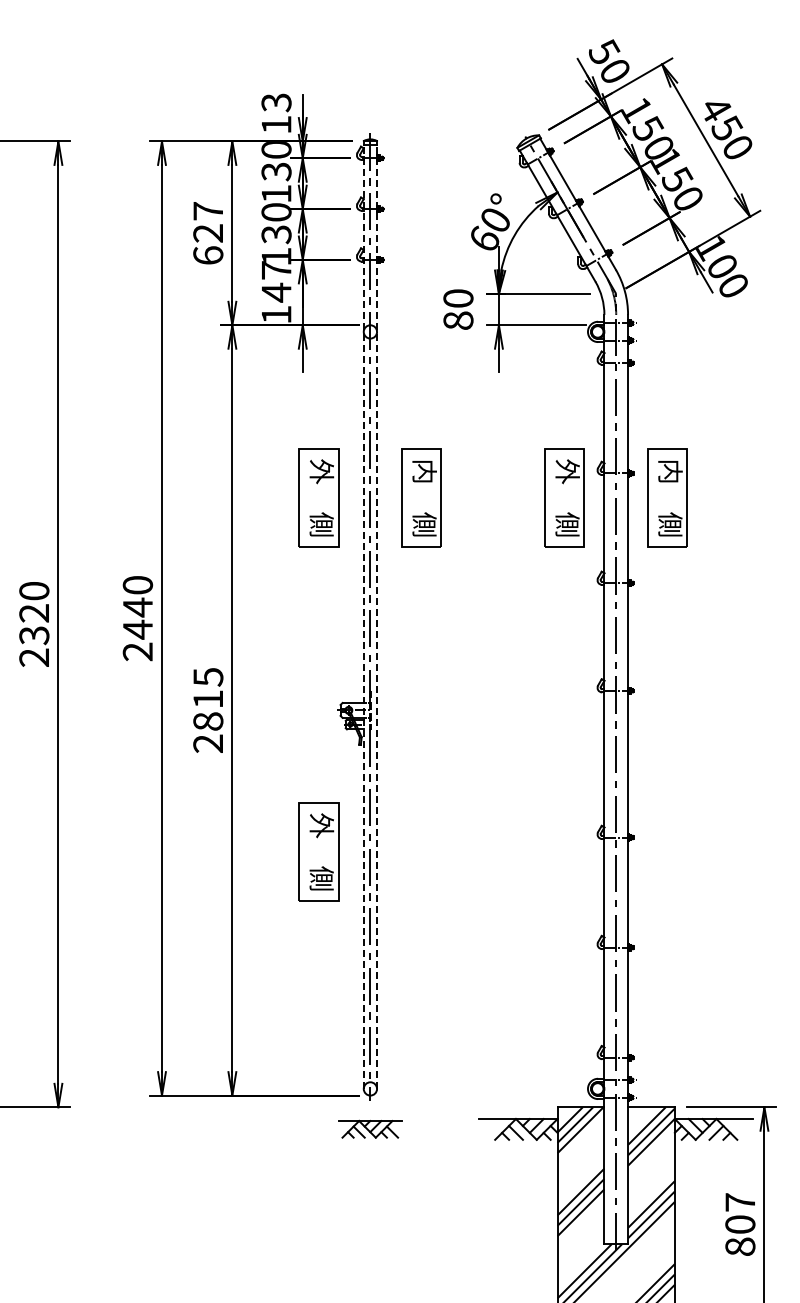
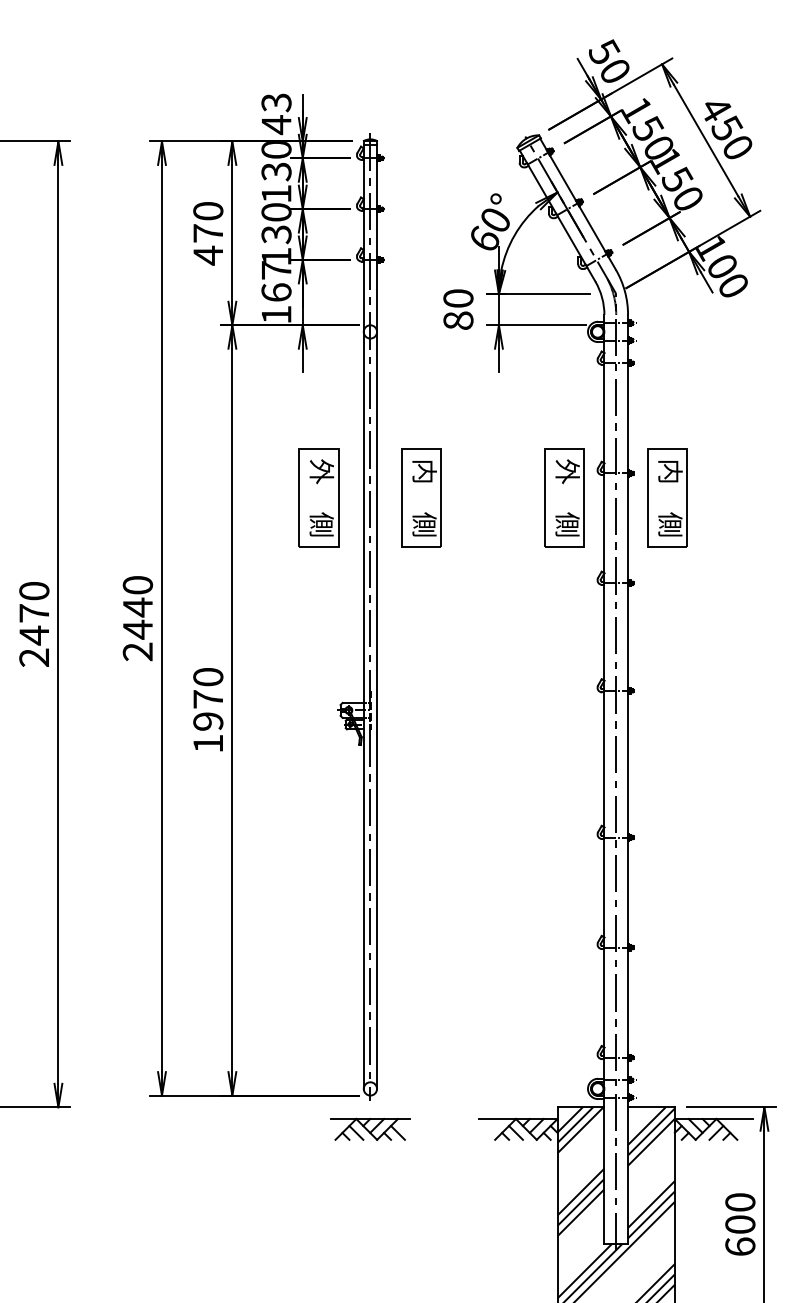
text: 13 -> 43 (276, 125)
text: 627 -> 470 (208, 233)
text: 147 -> 167 (276, 292)
line: dashed -> solid (363, 616)
line: dashed -> solid (377, 616)
text: 2320 -> 2470 (34, 624)
text: 2815 -> 1970 (208, 710)
part: present -> none (318, 851)
part size: 65x20 px -> 81x24 px (370, 1128)
text: 807 -> 600 (740, 1224)
